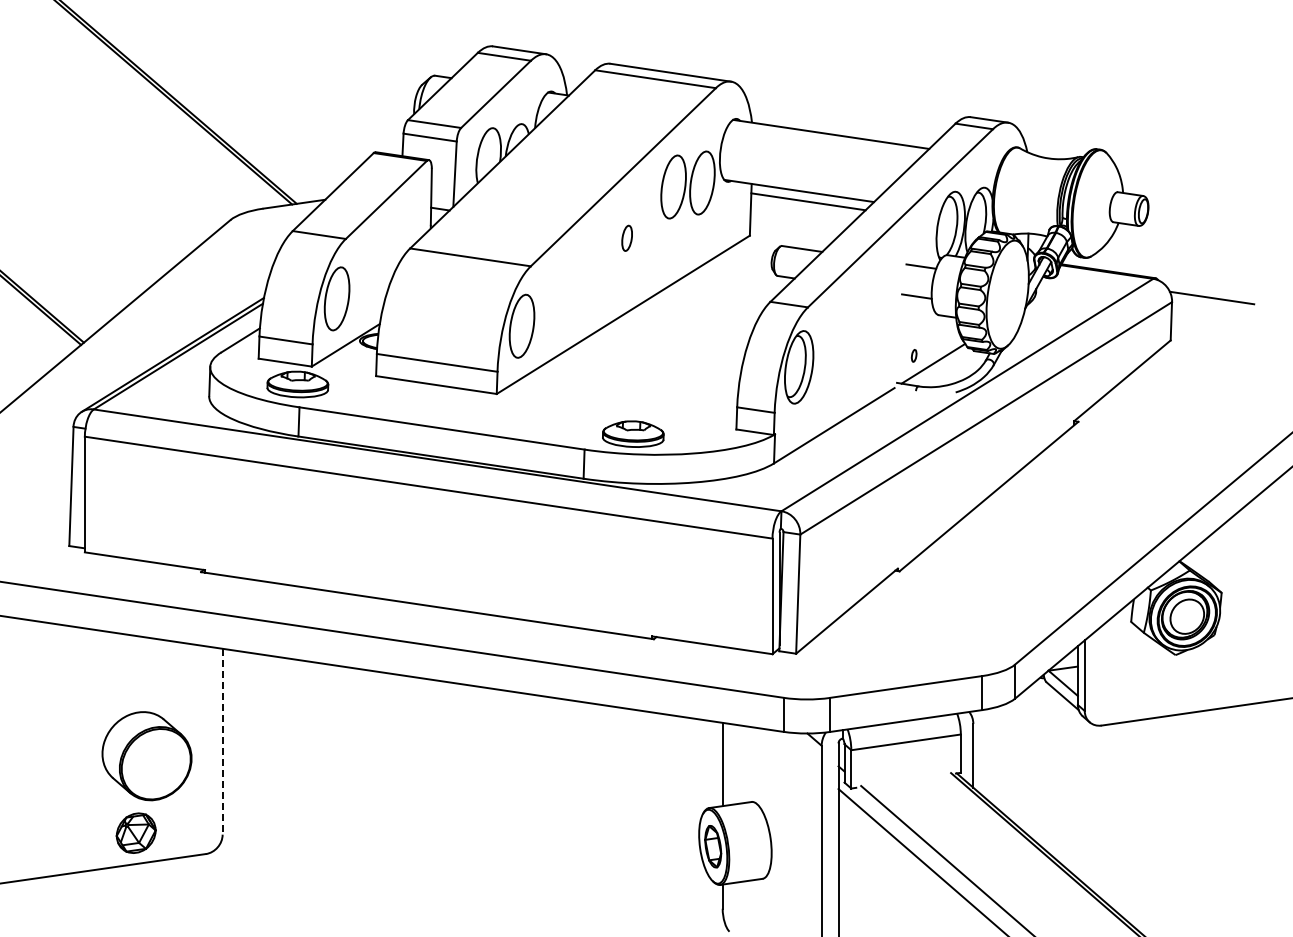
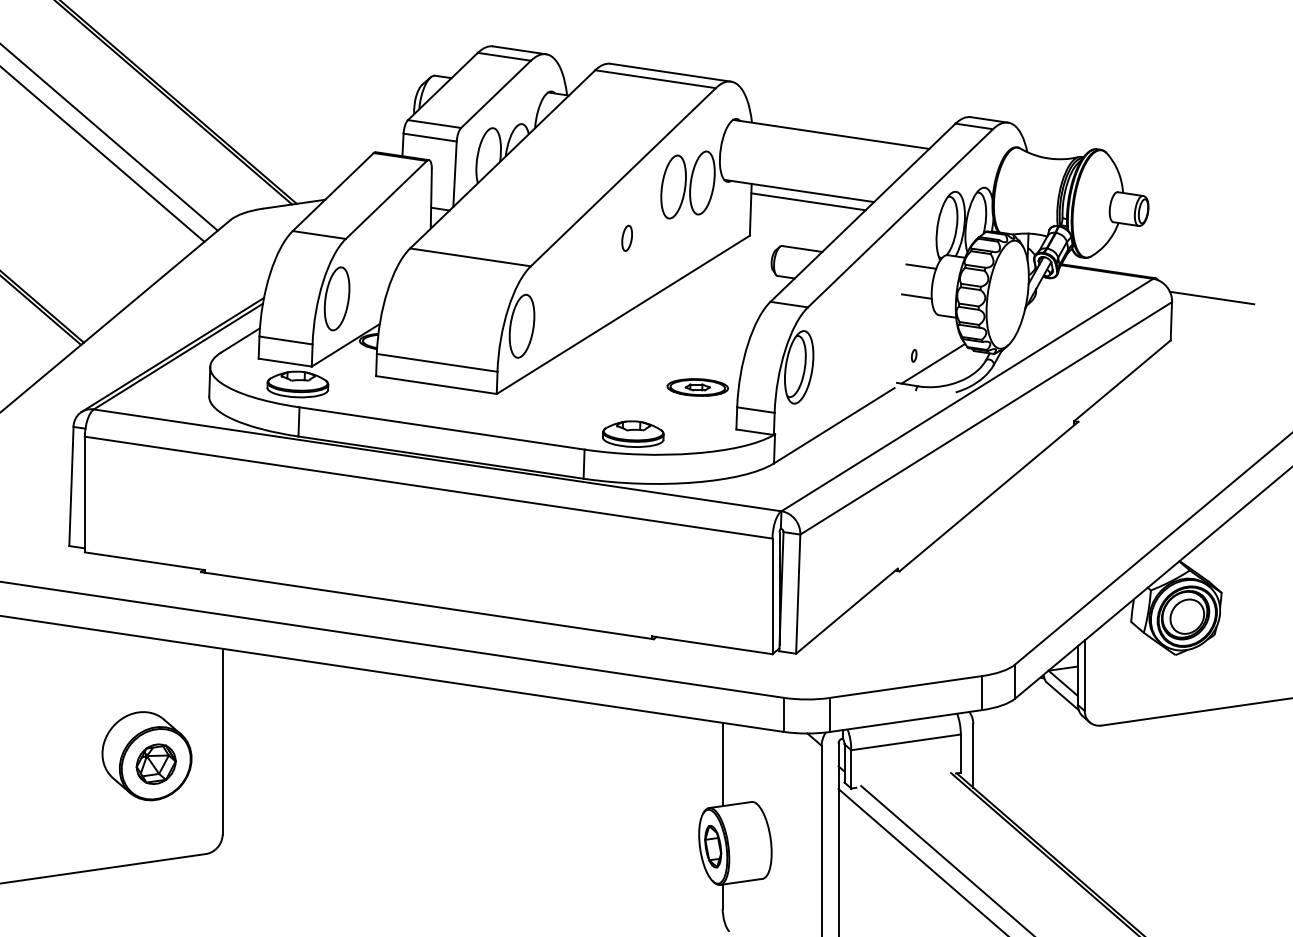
line: none -> present (109, 137)
line: none -> present (103, 154)
part: none -> present (697, 387)
line: dashed -> solid (222, 741)
part position: (135, 832) -> (155, 763) (155, 763)
